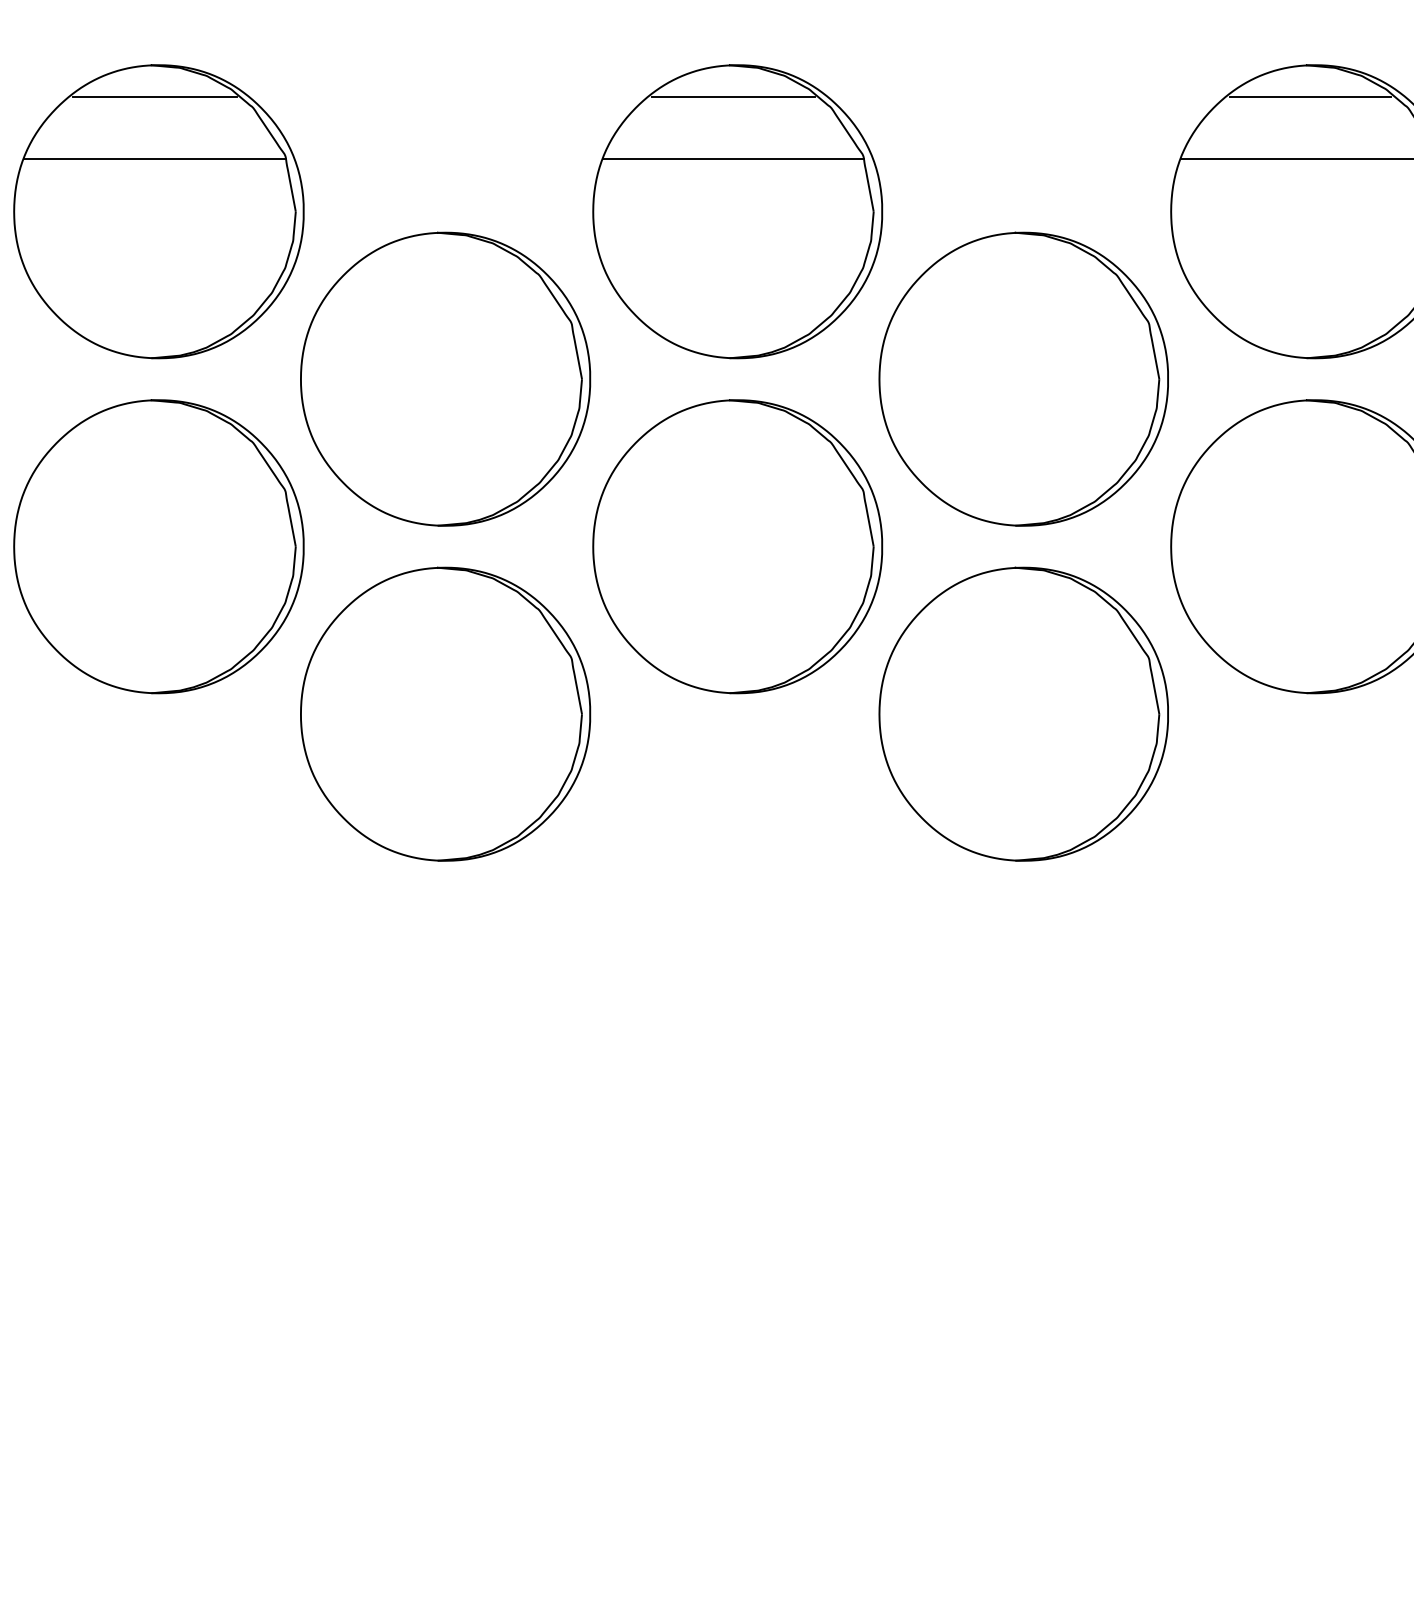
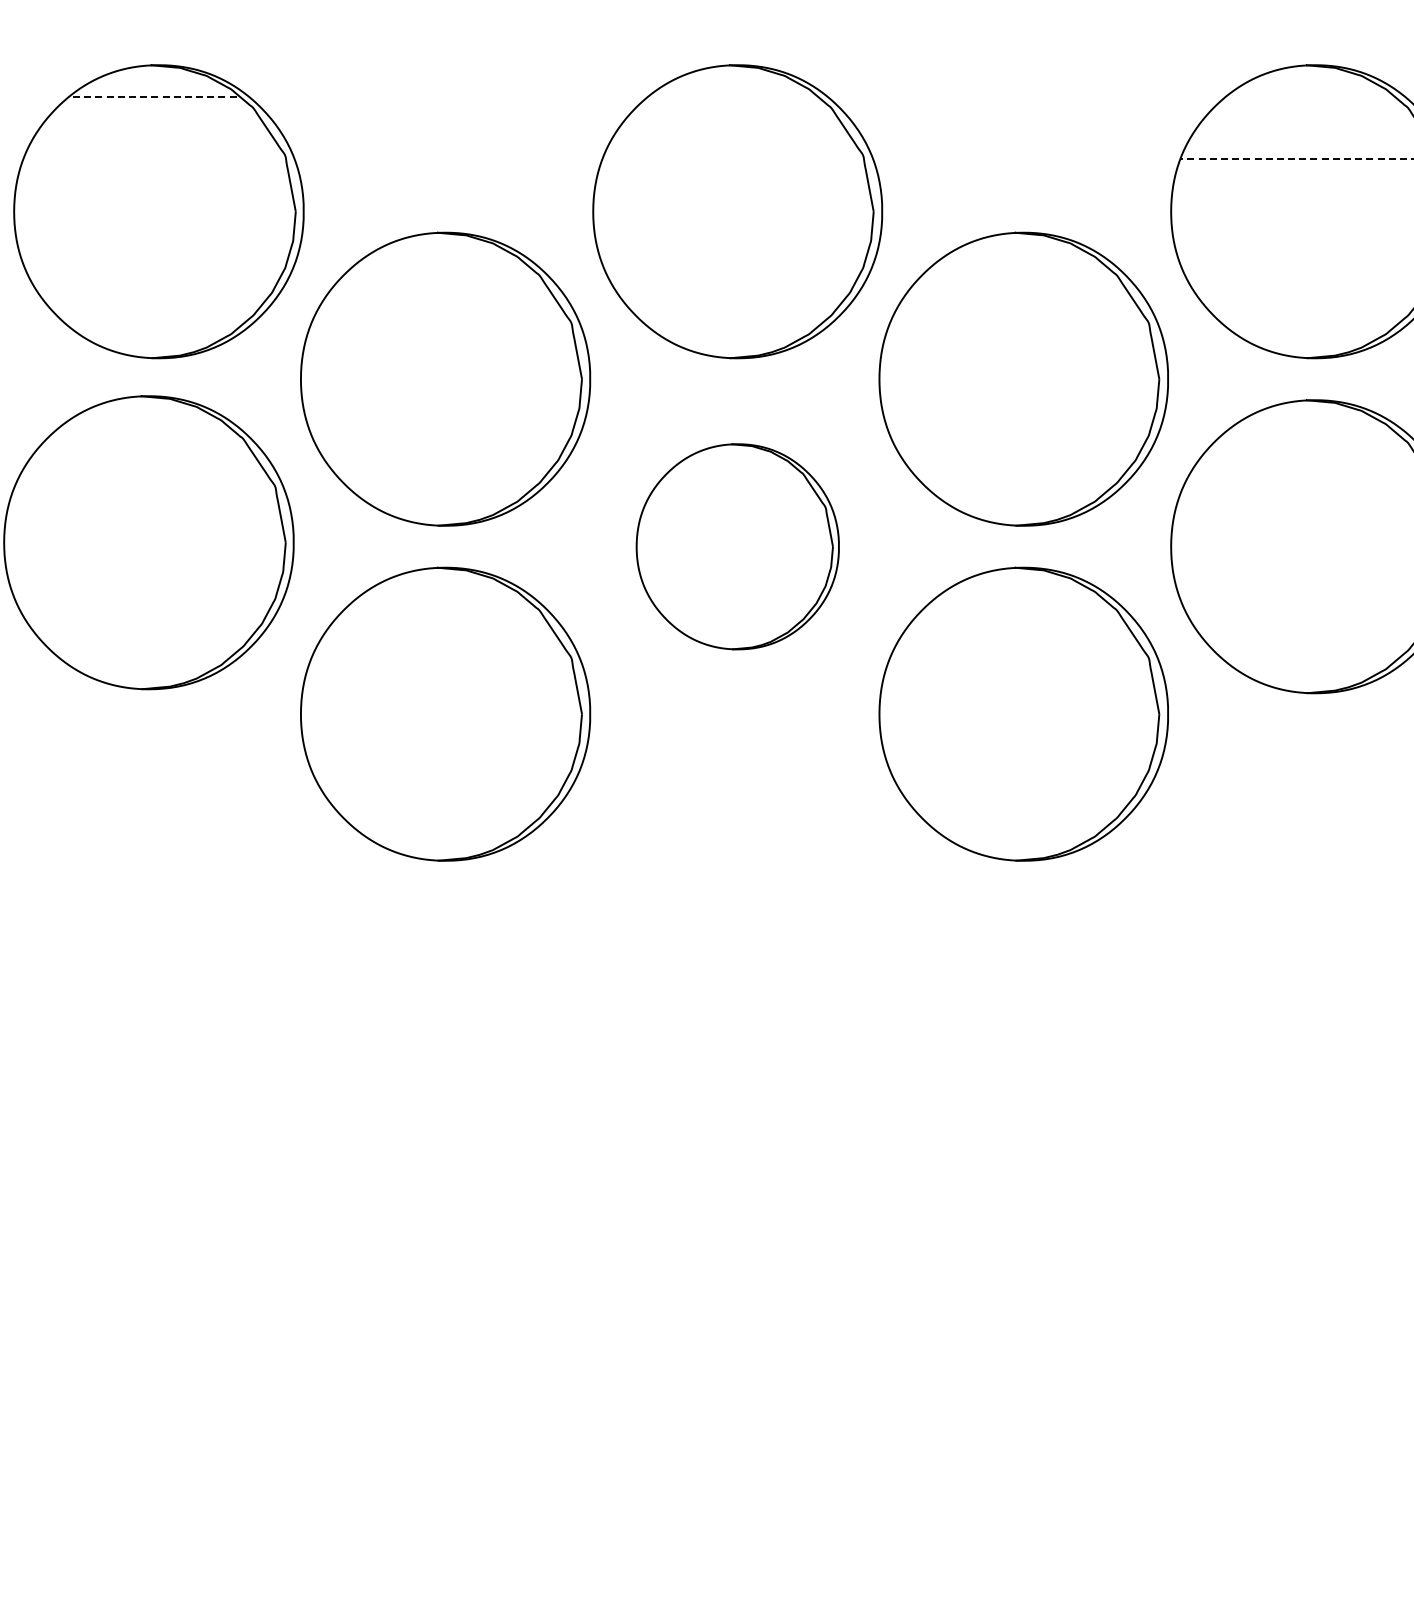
line: solid -> dashed (154, 96)
line: present -> none (733, 96)
line: present -> none (1310, 96)
line: present -> none (154, 159)
line: present -> none (732, 159)
line: solid -> dashed (1296, 159)
part position: (158, 546) -> (148, 542) (148, 542)
part size: 292x296 px -> 205x208 px (737, 546)
